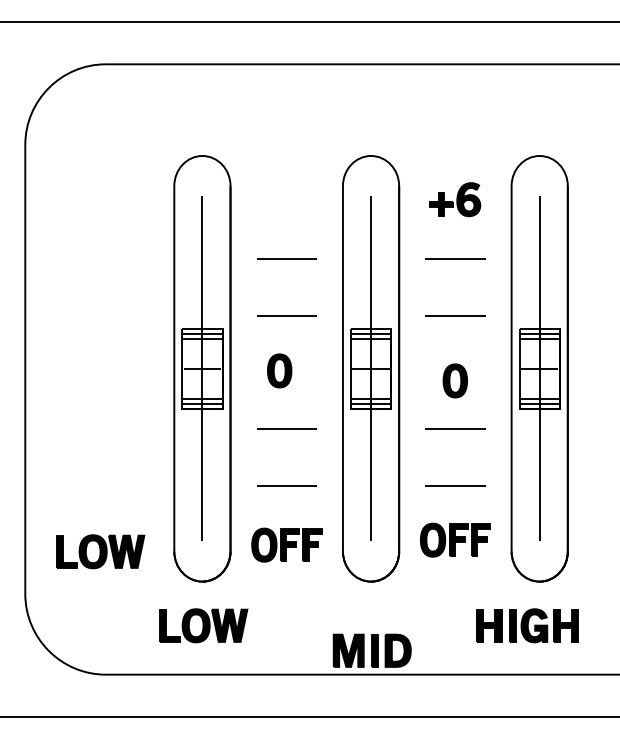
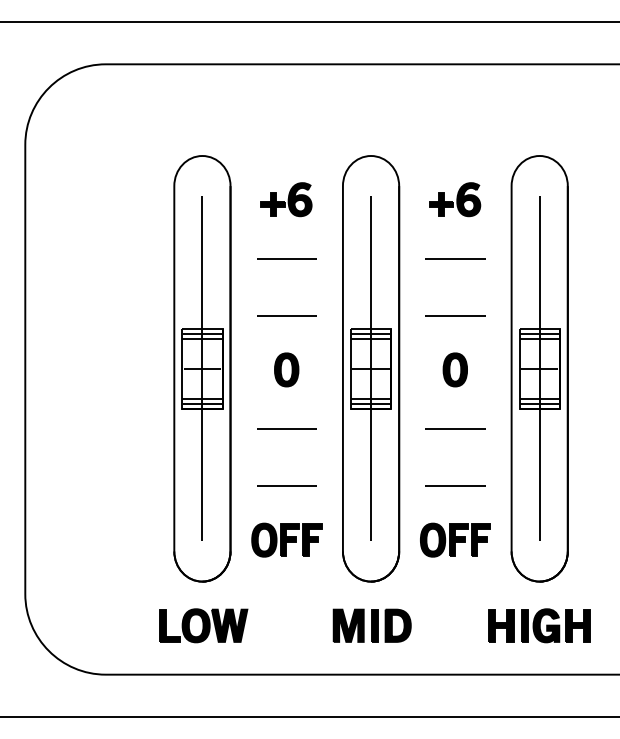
part: none -> present (286, 199)
part position: (279, 370) -> (286, 369) (286, 369)
part position: (454, 380) -> (454, 369) (454, 369)
part position: (286, 544) -> (286, 539) (286, 539)
part: present -> none (100, 551)
part position: (527, 625) -> (539, 625) (539, 625)
part position: (371, 650) -> (371, 625) (371, 625)
